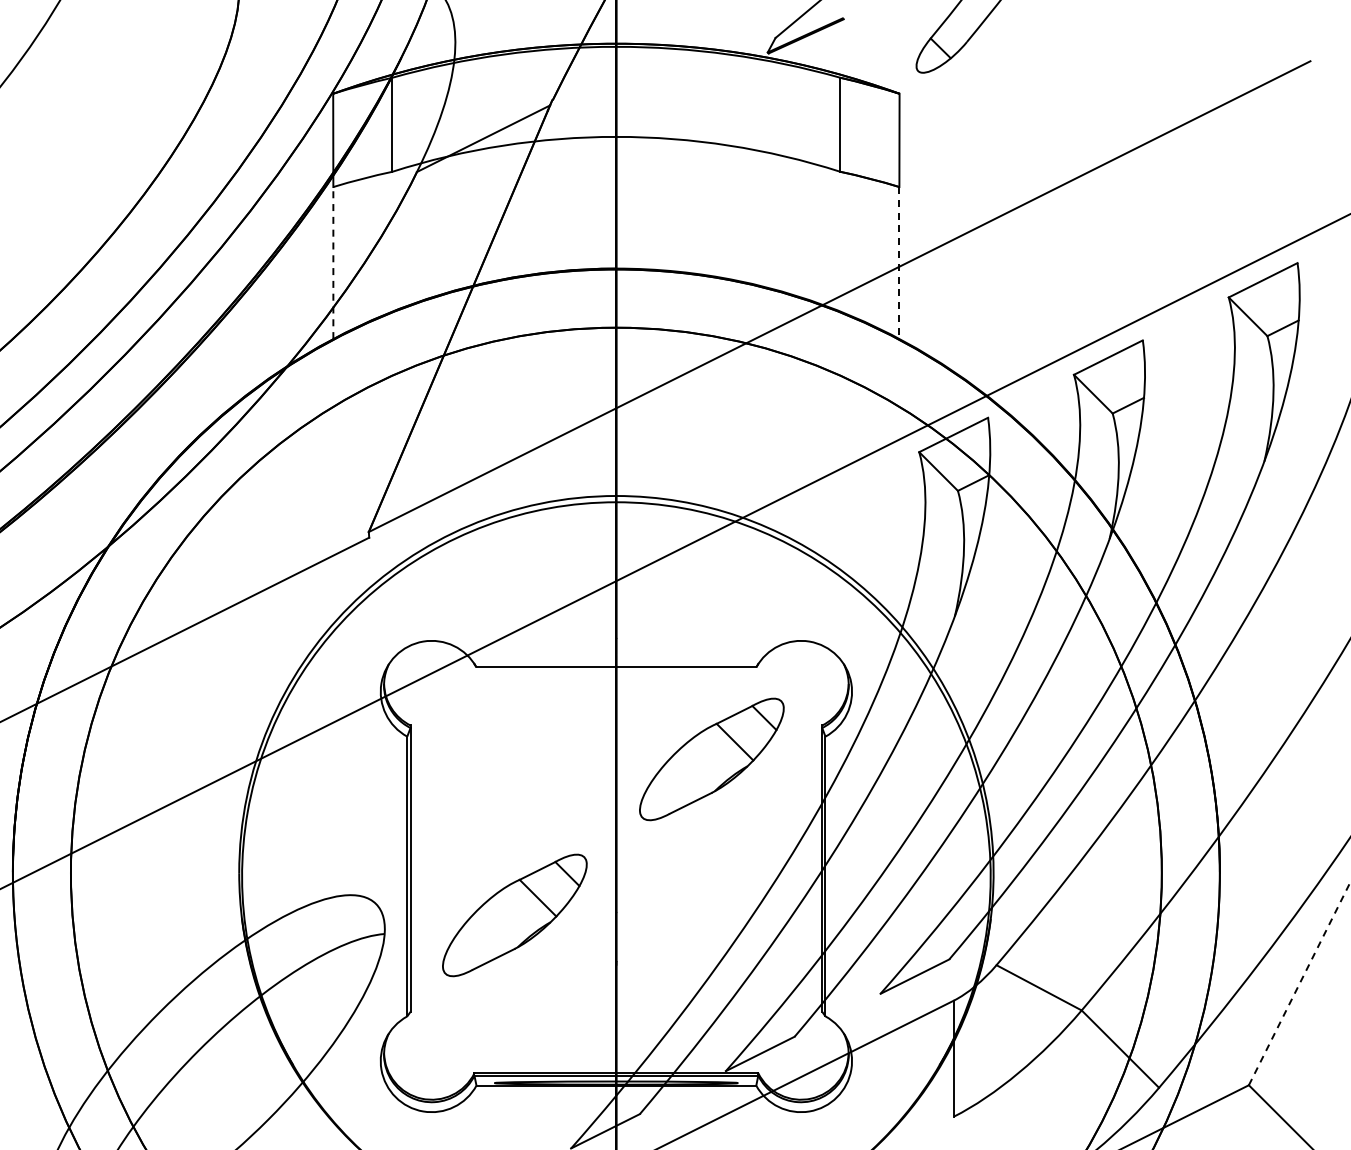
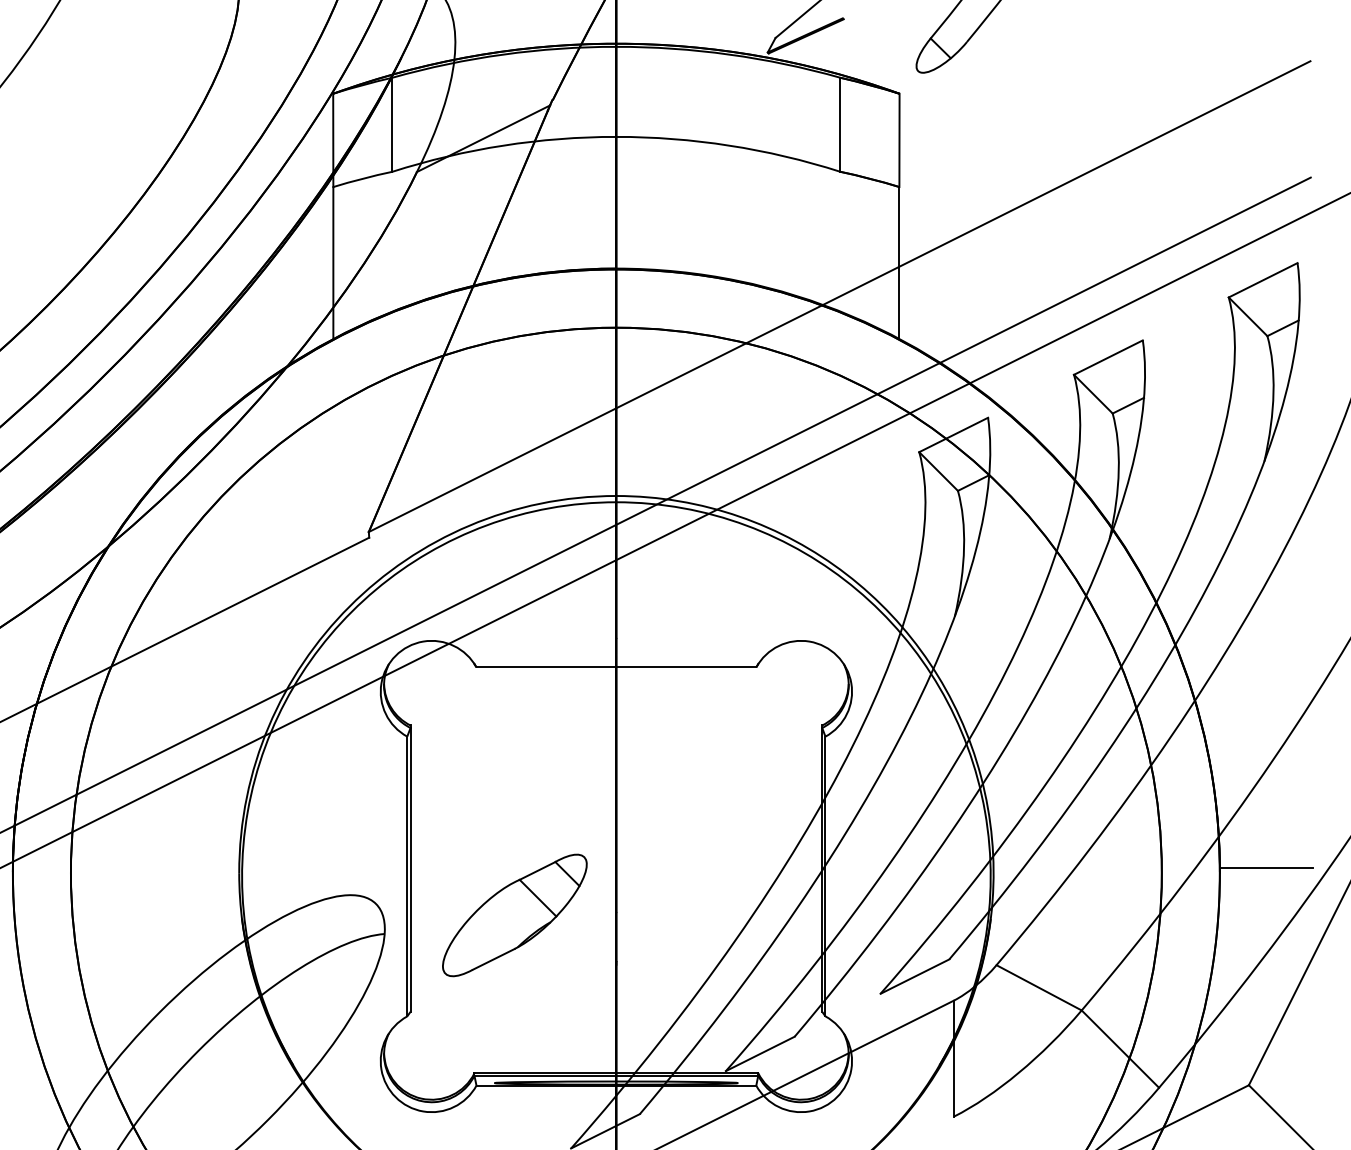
line: dashed -> solid (333, 262)
line: dashed -> solid (899, 263)
line: none -> present (656, 504)
line position: (674, 551) -> (674, 530) (674, 530)
part: present -> none (711, 759)
line: none -> present (1265, 868)
line: dashed -> solid (1299, 983)
